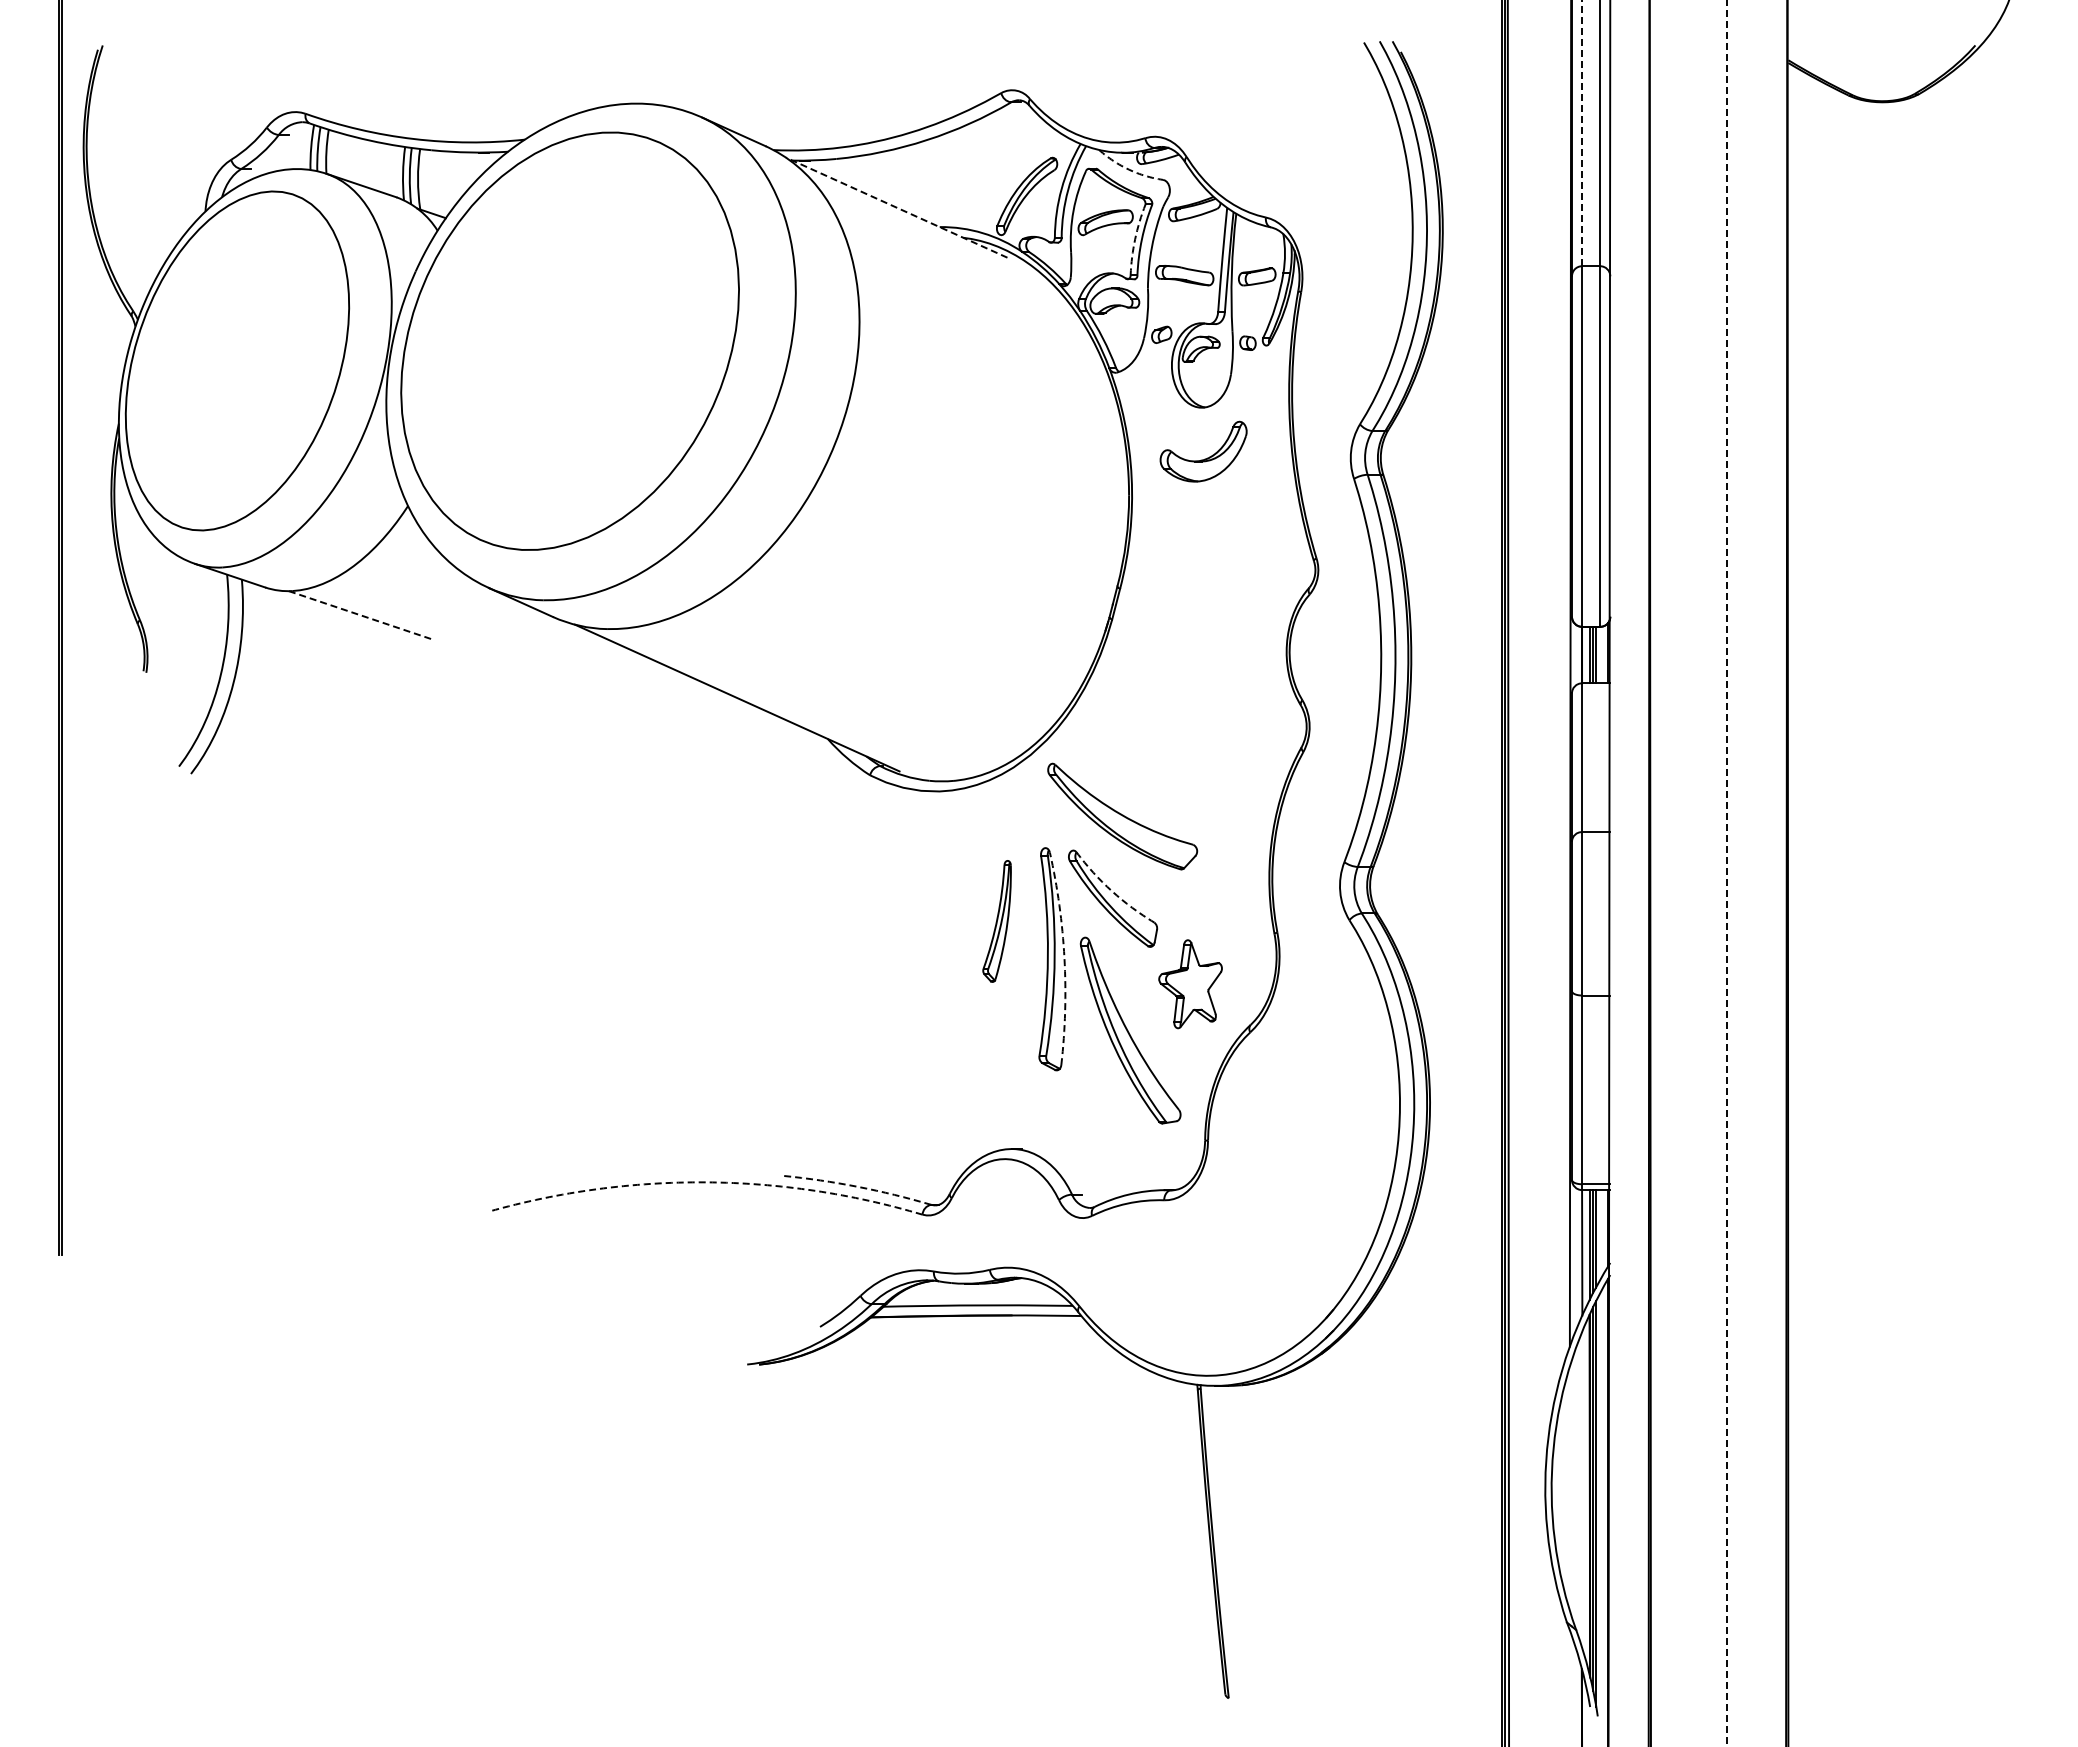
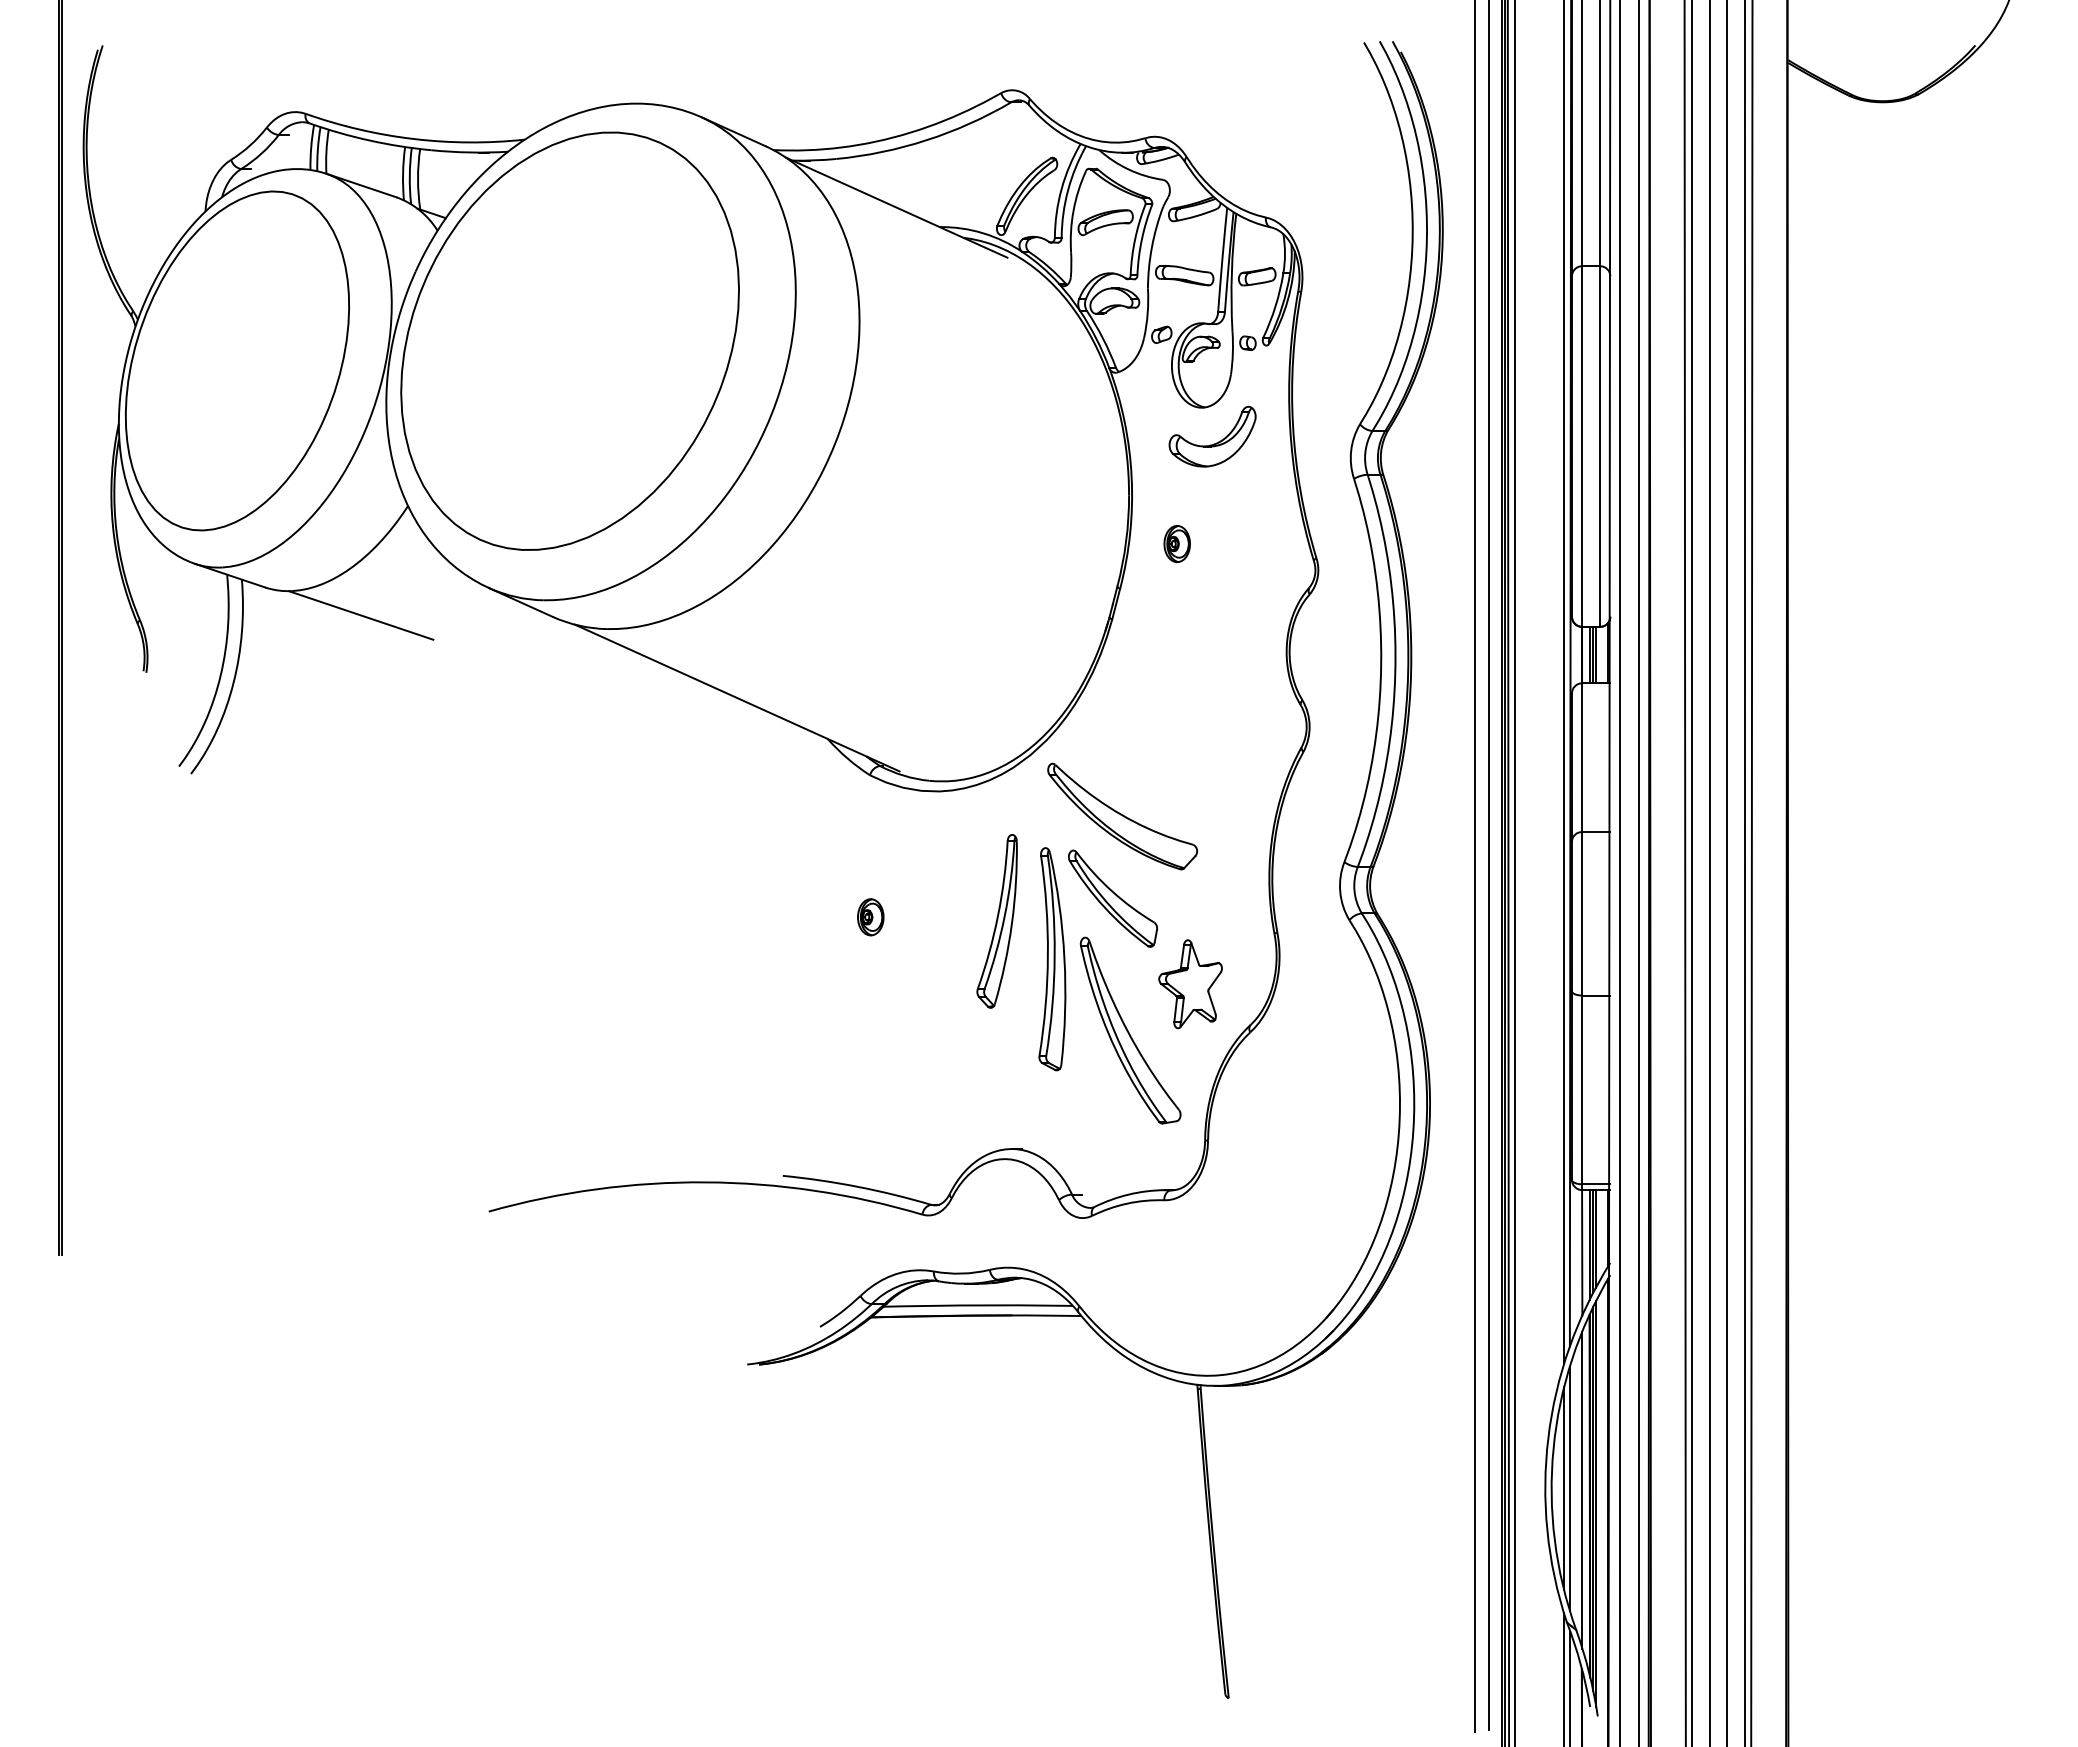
line: dashed -> solid (1582, 133)
arc: dashed -> solid (1129, 169)
line: dashed -> solid (896, 207)
arc: dashed -> solid (1135, 239)
part position: (1204, 458) -> (1213, 443) (1213, 443)
part: none -> present (1176, 543)
line: dashed -> solid (361, 615)
line: none -> present (1564, 682)
line: none -> present (1489, 865)
line: none -> present (1474, 867)
line: none -> present (1514, 872)
line: none -> present (1620, 872)
line: none -> present (1638, 872)
line: none -> present (1684, 872)
line: none -> present (1691, 872)
line: none -> present (1710, 872)
line: none -> present (1745, 872)
line: none -> present (1751, 872)
line: dashed -> solid (1726, 874)
arc: dashed -> solid (1111, 891)
part: none -> present (870, 917)
part size: 30x123 px -> 42x175 px (996, 921)
arc: dashed -> solid (1064, 958)
arc: dashed -> solid (705, 1182)
arc: dashed -> solid (857, 1186)
line: none -> present (1564, 1488)
line: none -> present (1569, 1488)
line: none -> present (1582, 1490)
line: none -> present (1564, 1678)
line: none -> present (1569, 1686)
